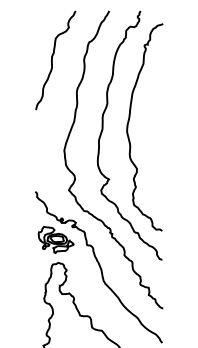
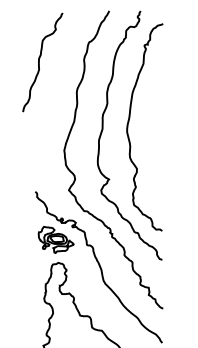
curve position: (52, 60) -> (39, 62) (39, 62)
